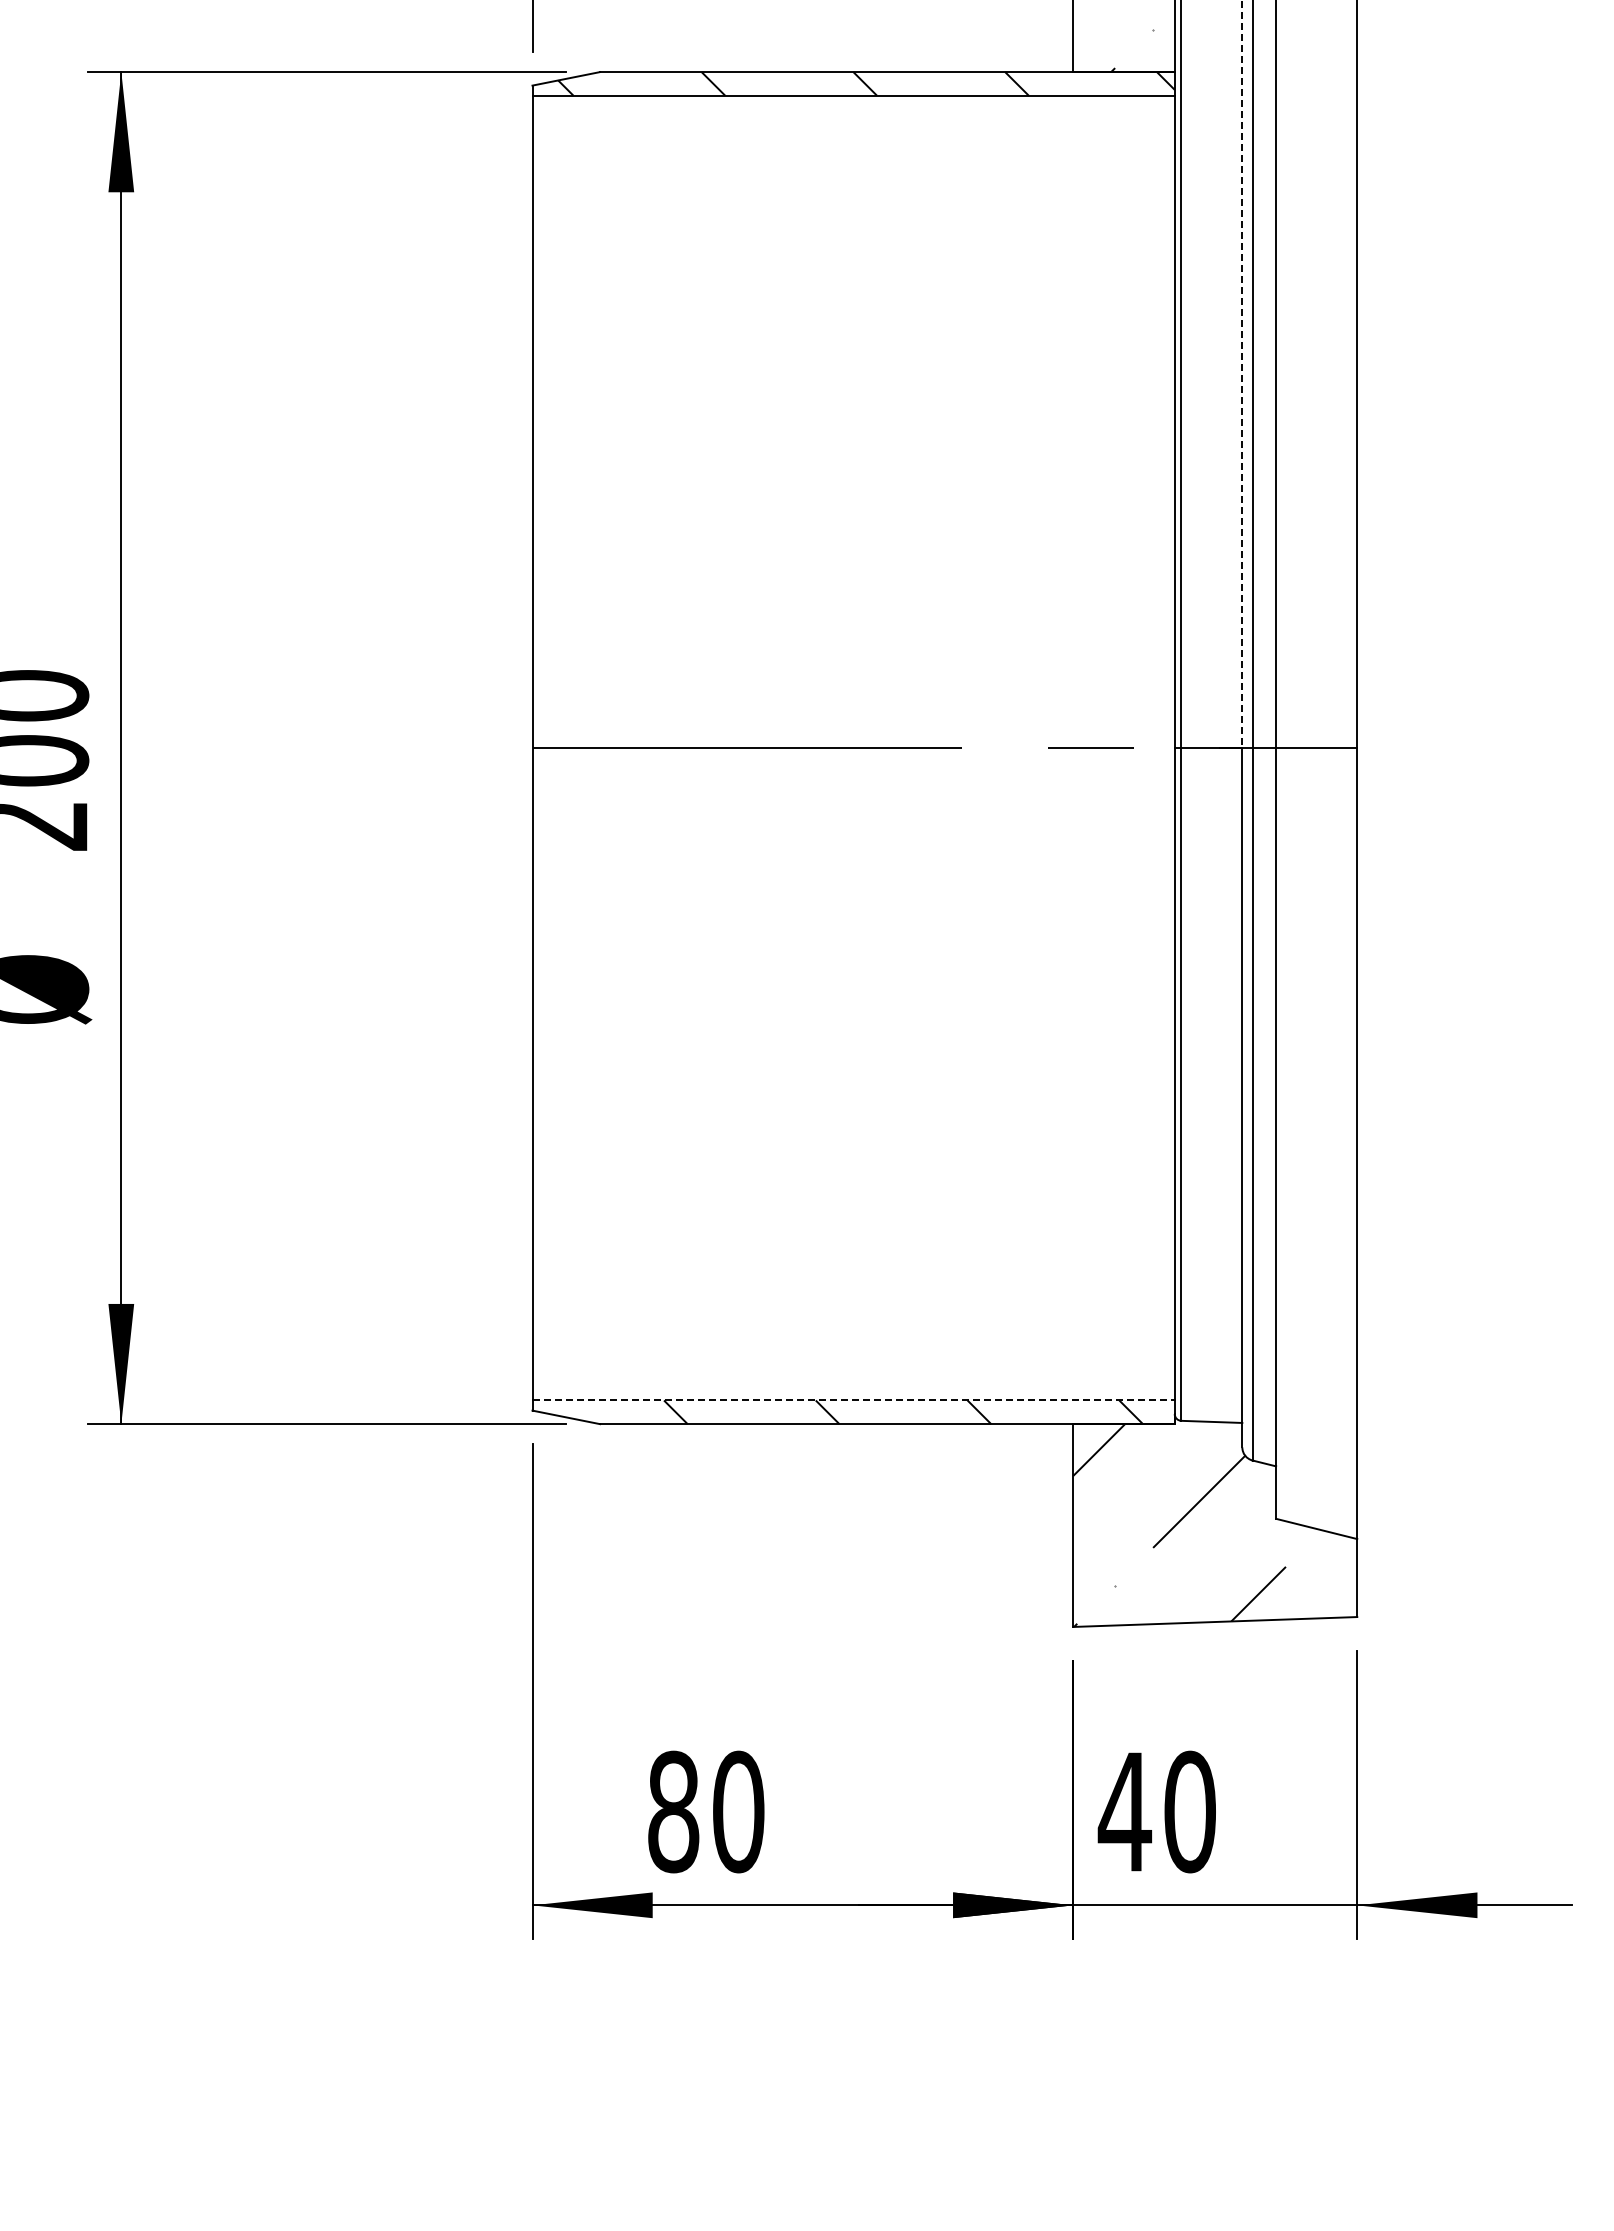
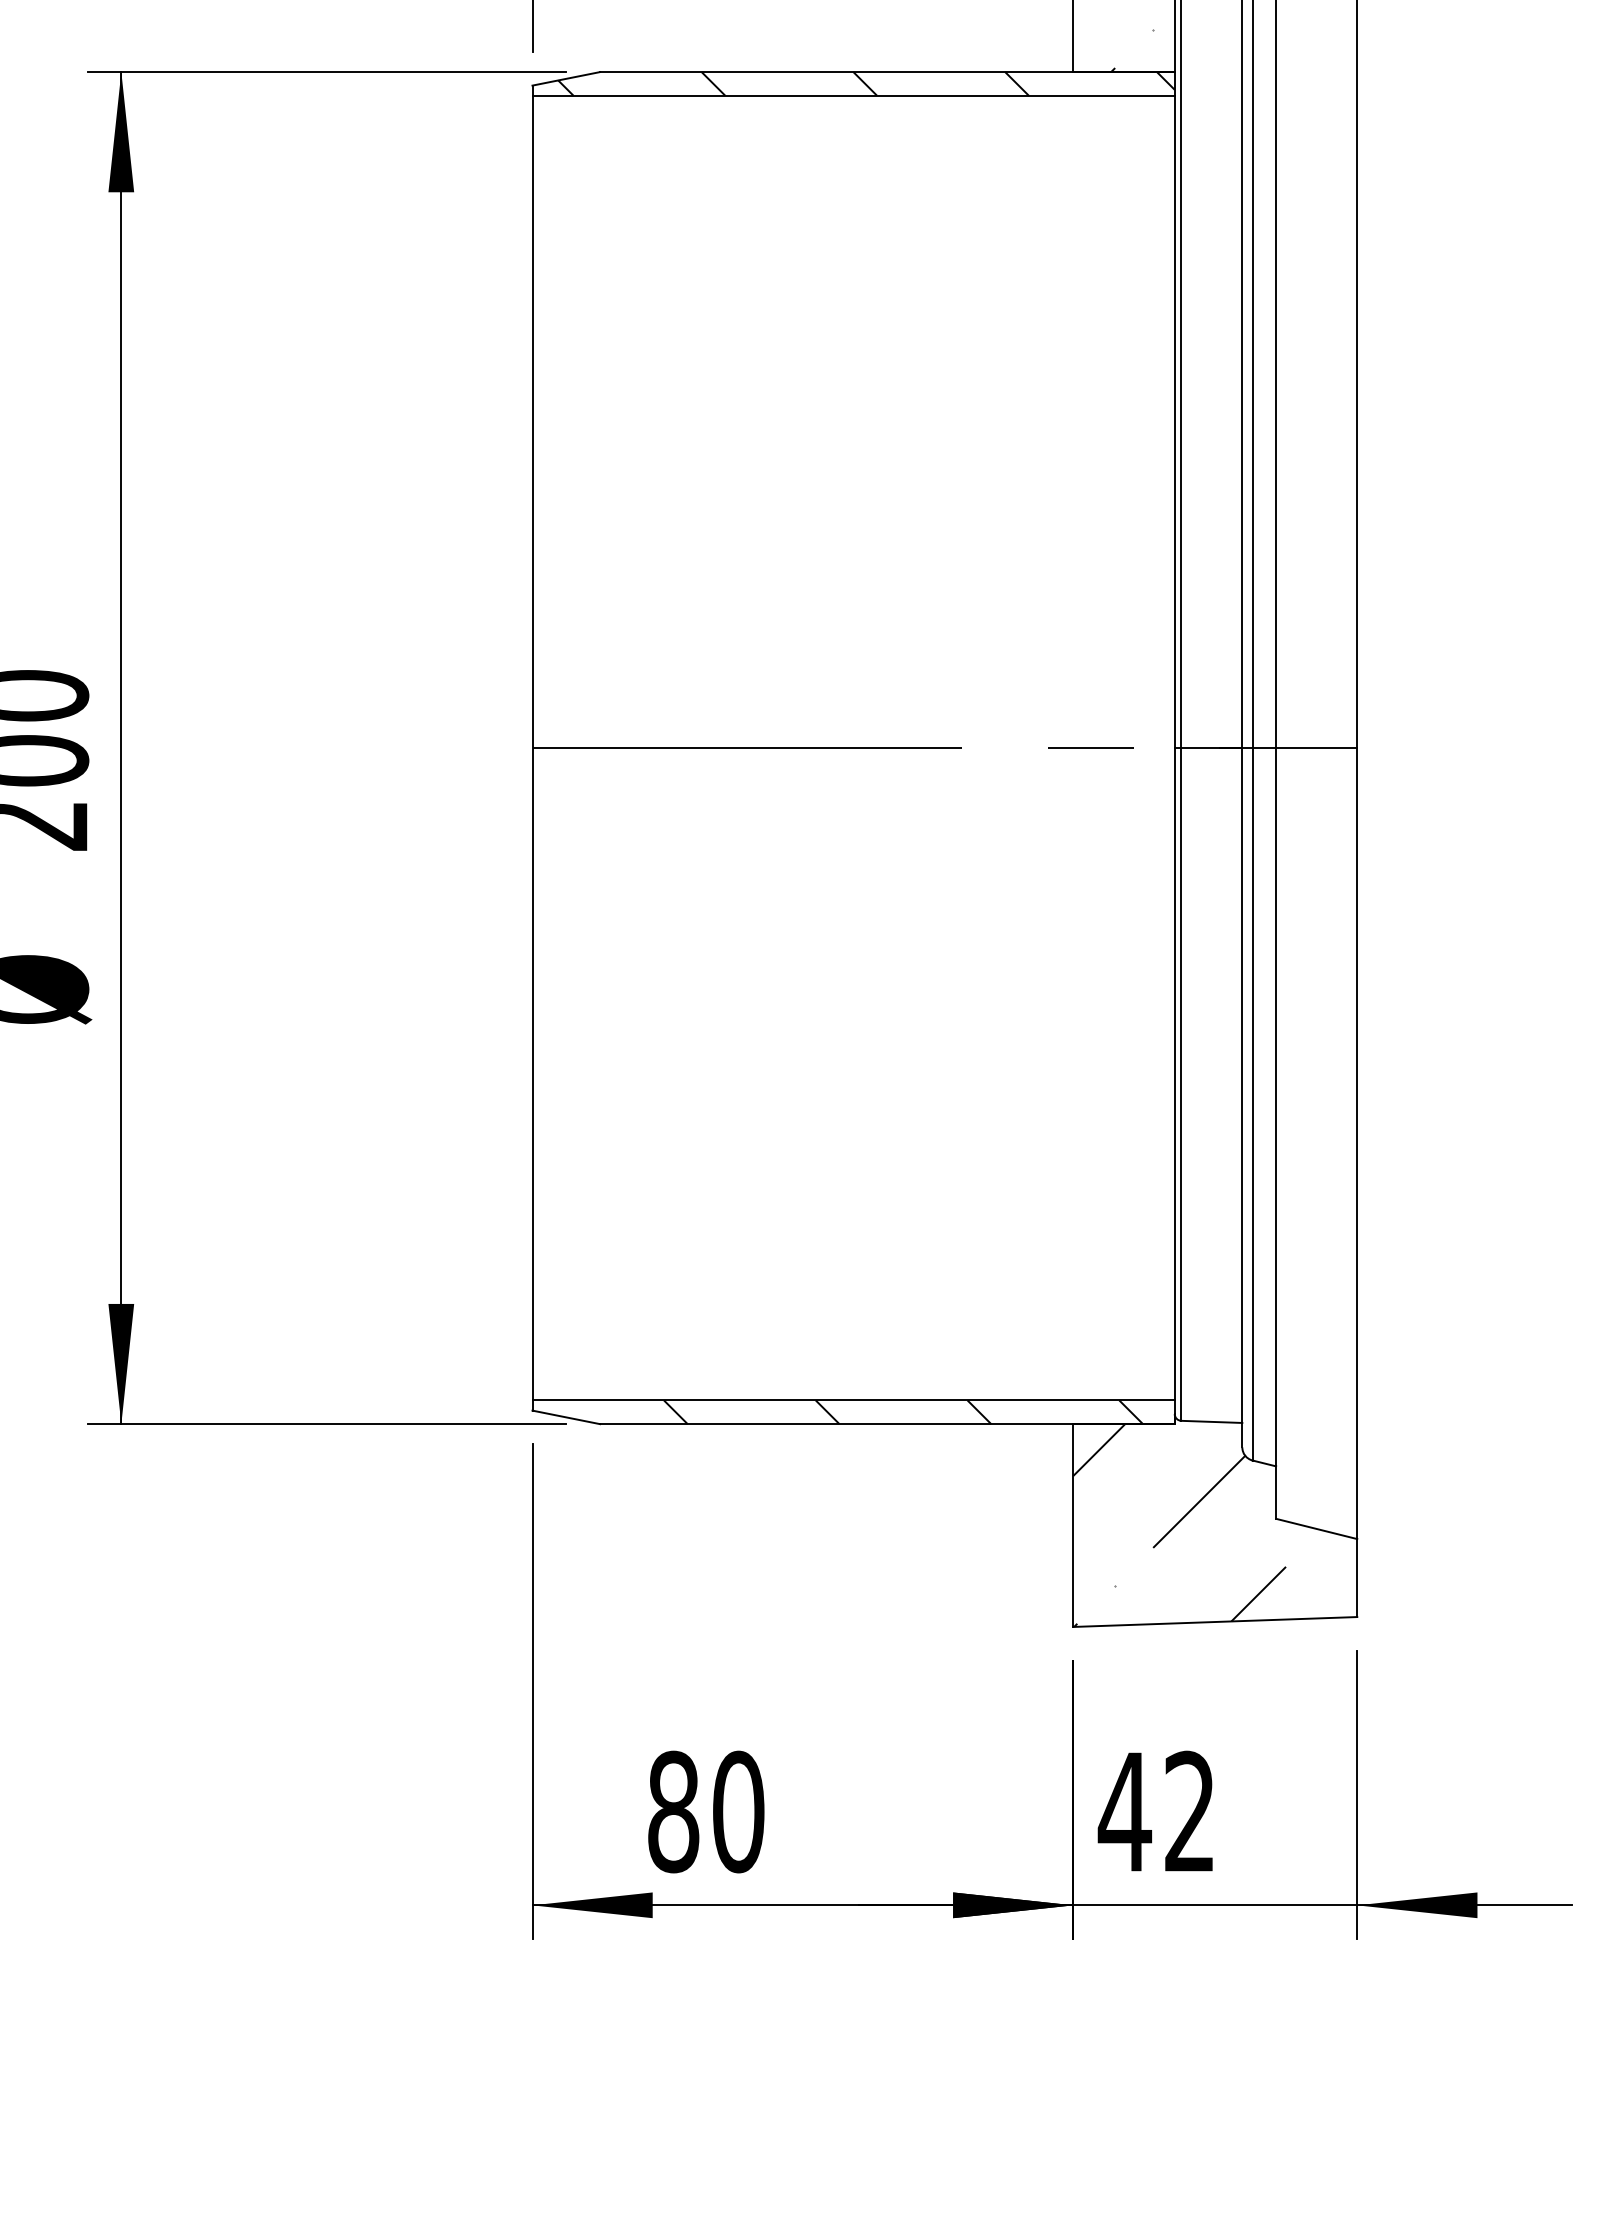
line: dashed -> solid (1242, 374)
line: dashed -> solid (854, 1400)
text: 40 -> 42 (1189, 1811)
